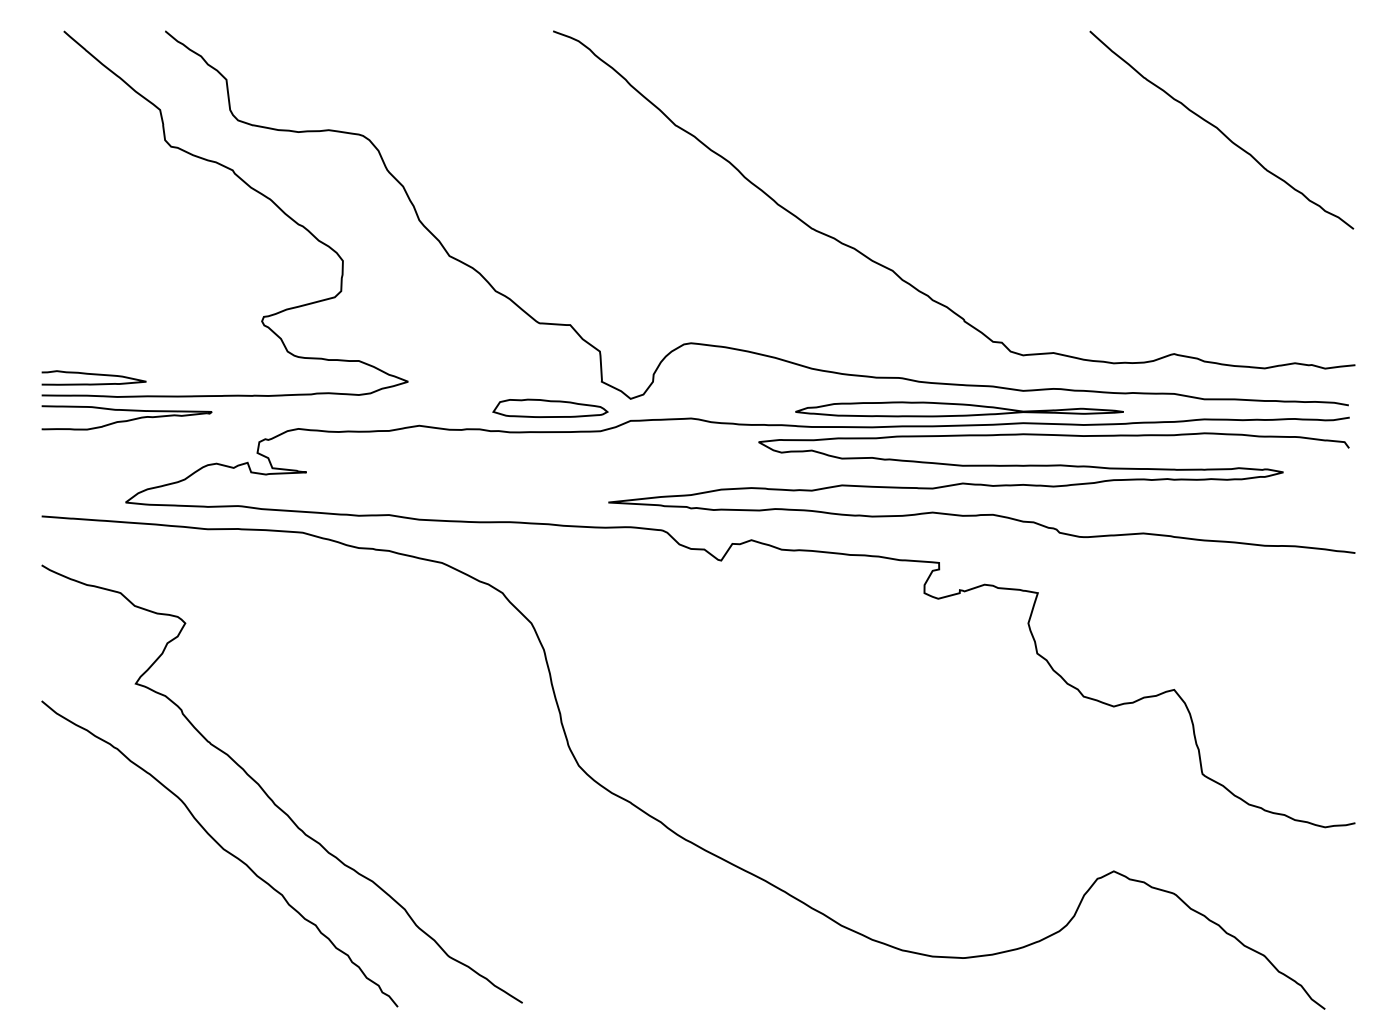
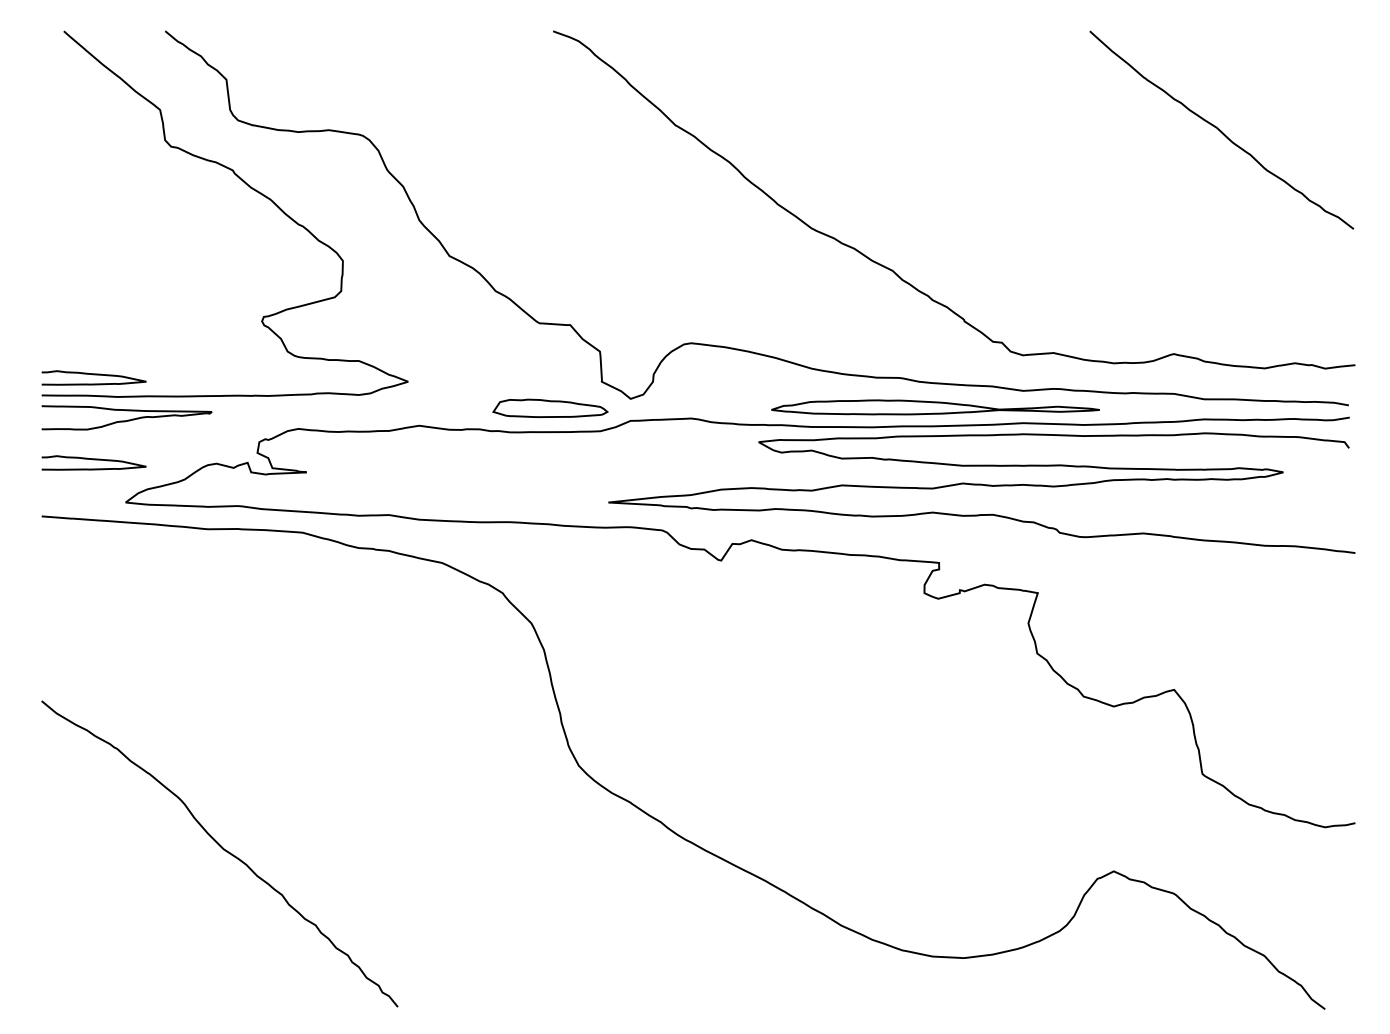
part position: (959, 409) -> (935, 407) (935, 407)
curve: none -> present (93, 460)
curve: present -> none (266, 792)
